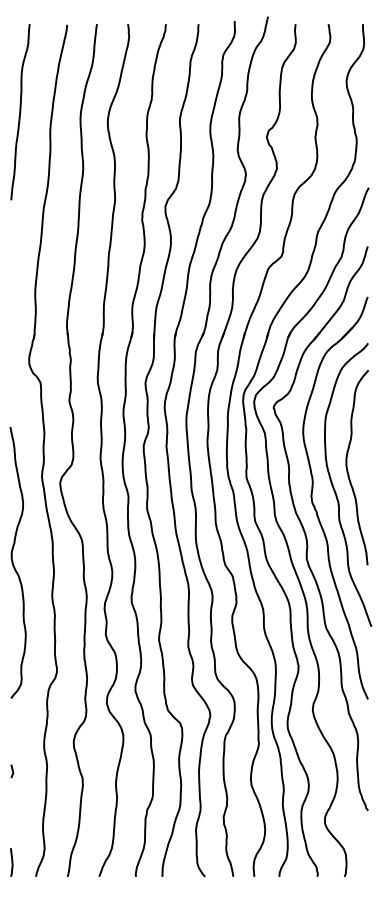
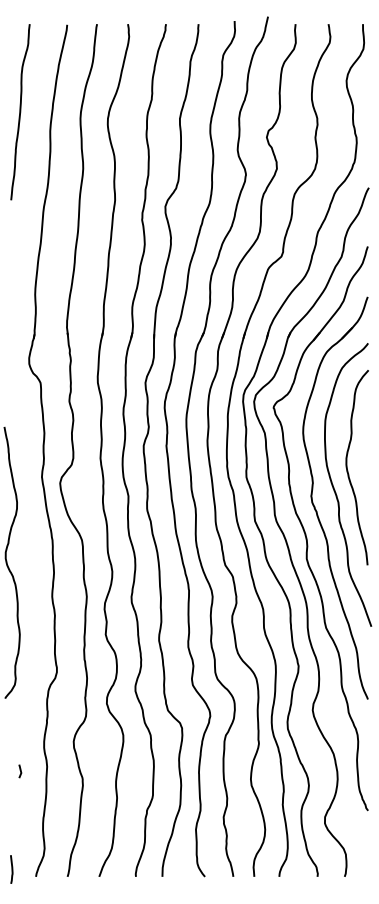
curve position: (13, 562) -> (7, 562) (7, 562)
curve position: (12, 771) -> (20, 771) (20, 771)
line position: (11, 862) -> (11, 869) (11, 869)
